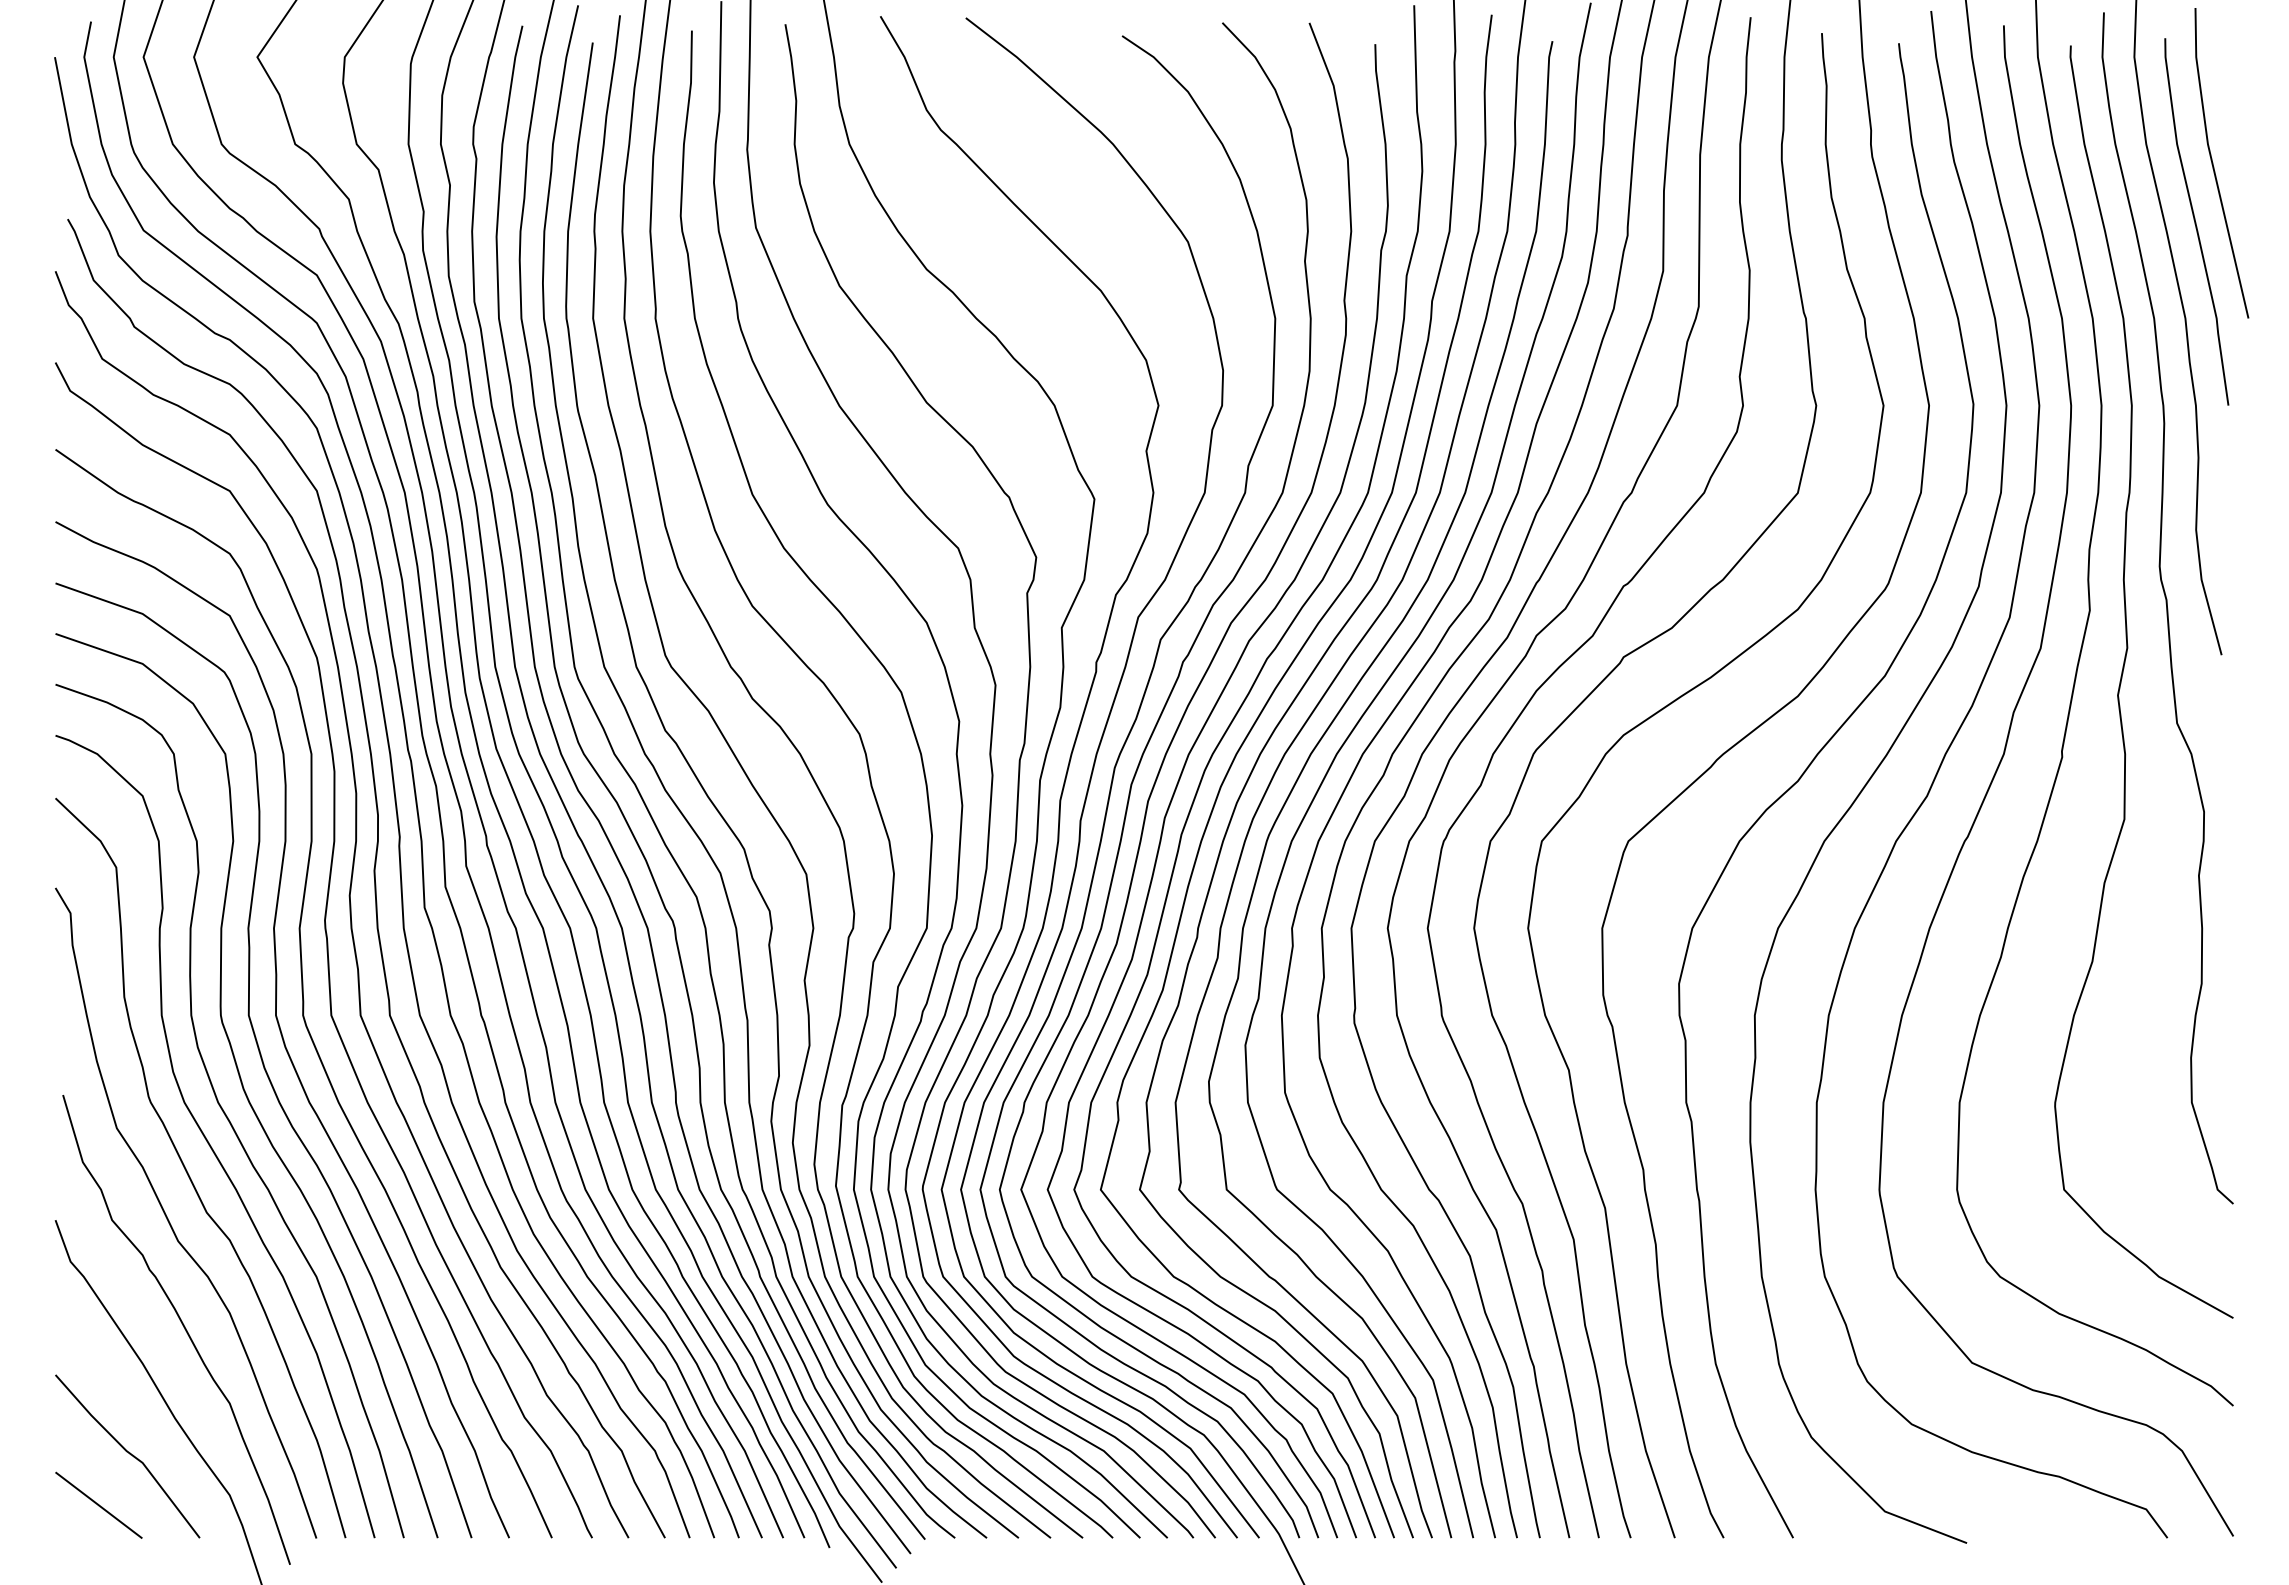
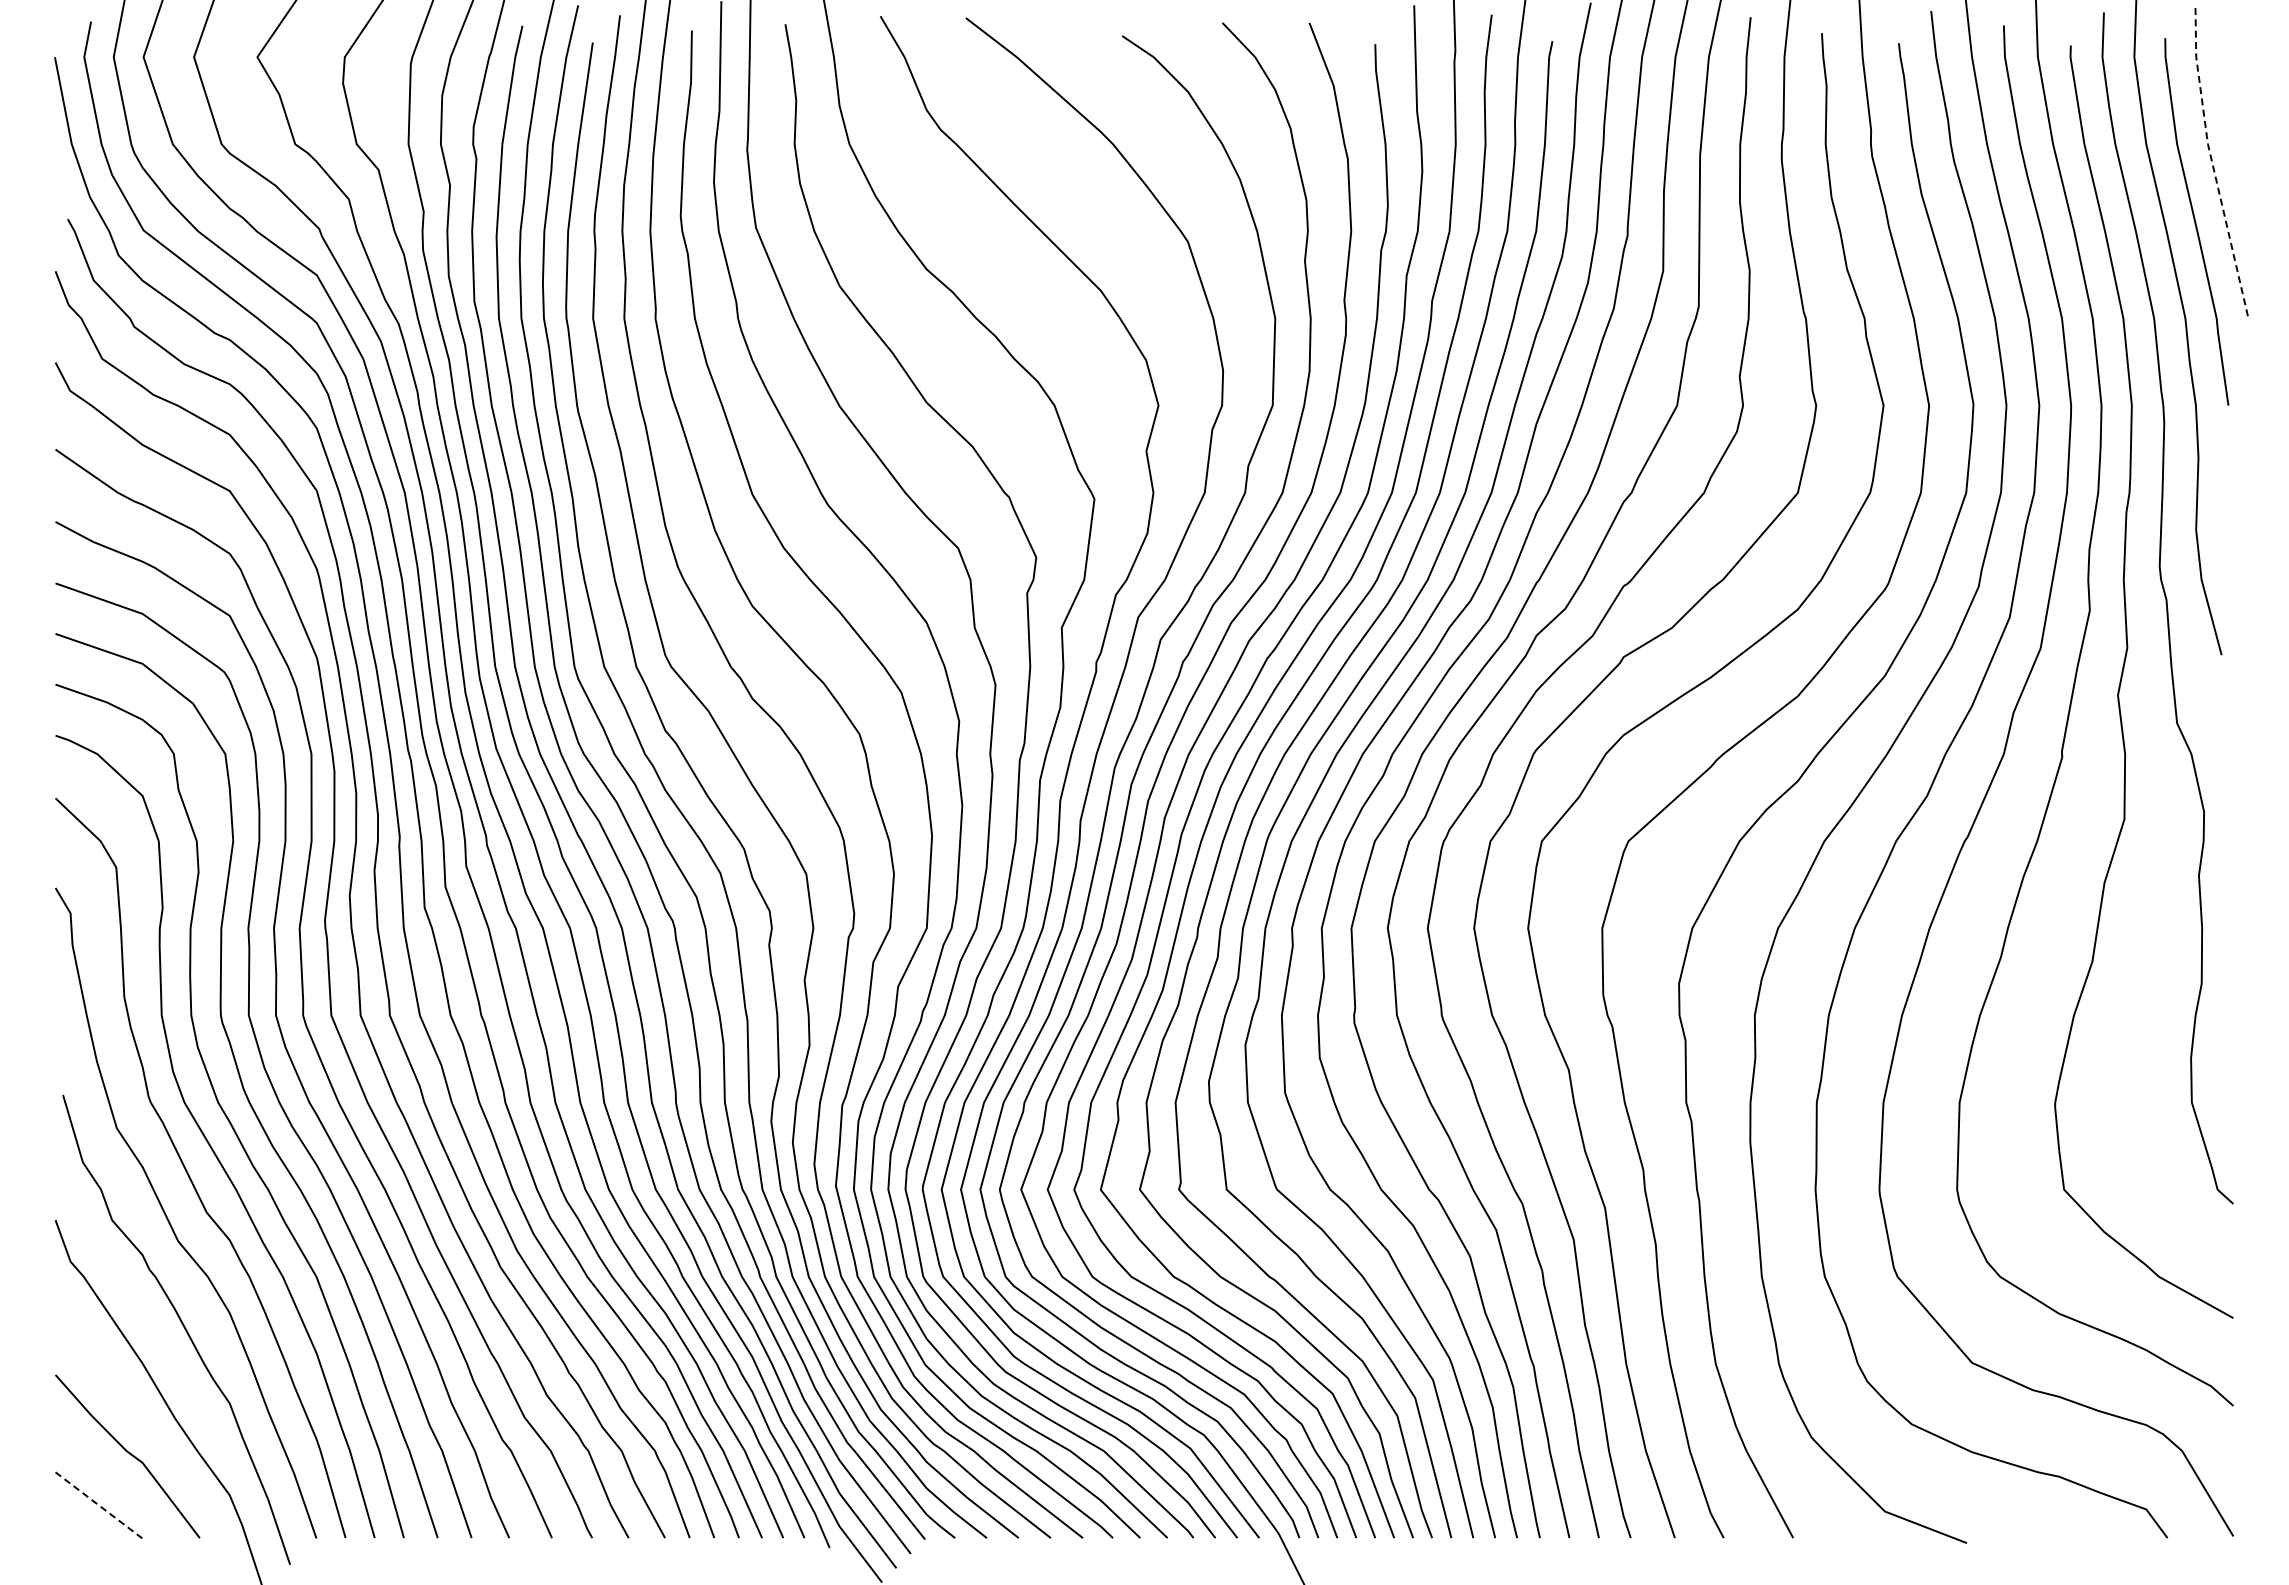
line: solid -> dashed (2212, 163)
line: solid -> dashed (98, 1505)
